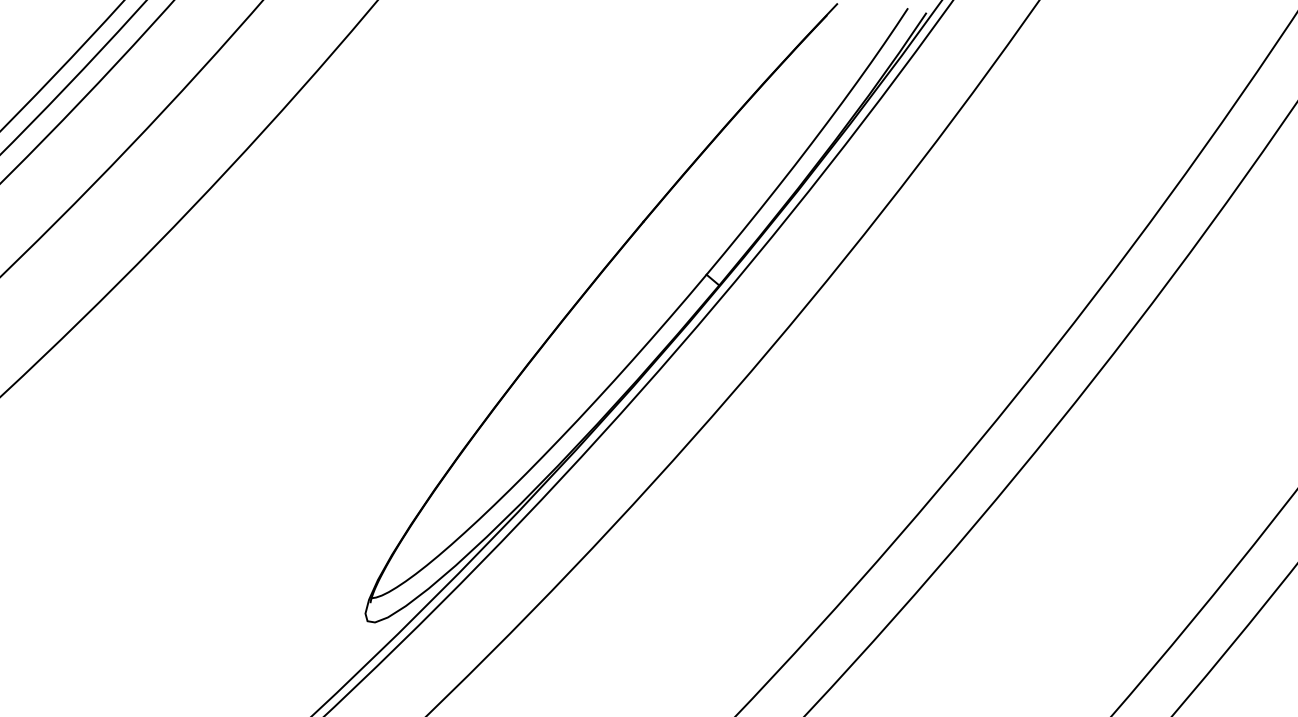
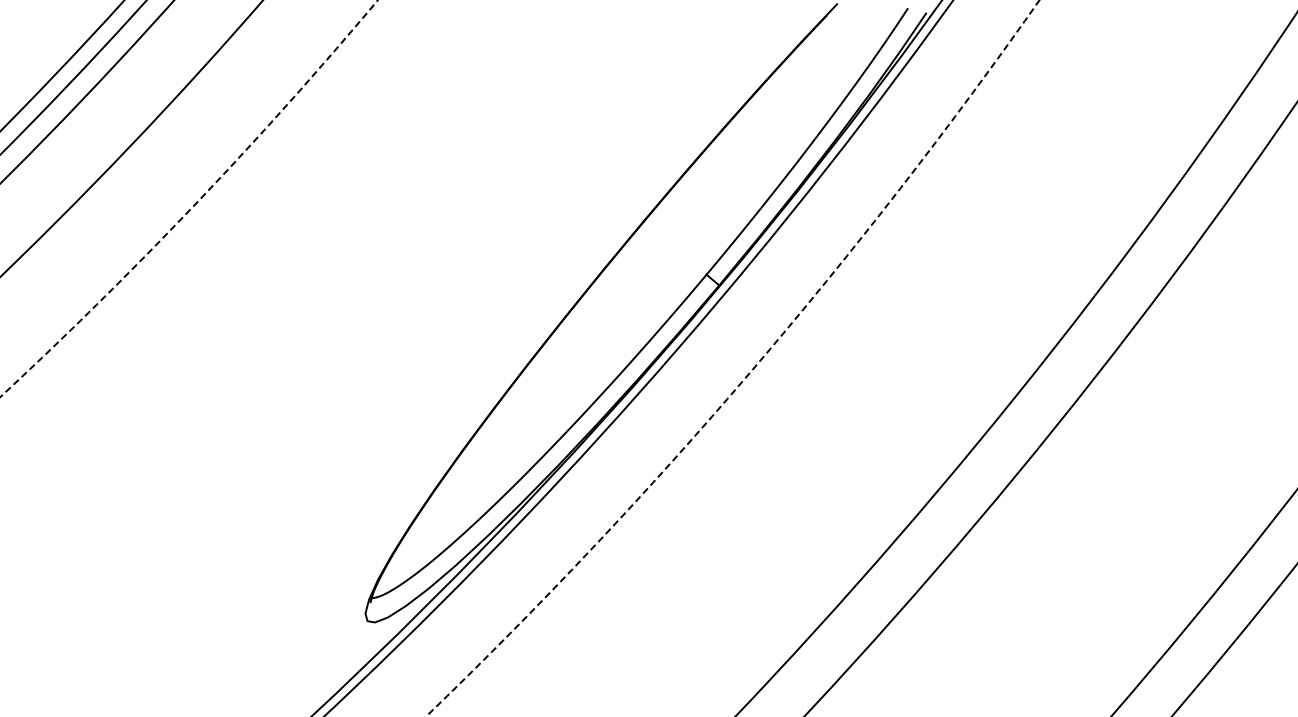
circle: solid -> dashed (189, 198)
circle: solid -> dashed (732, 358)
